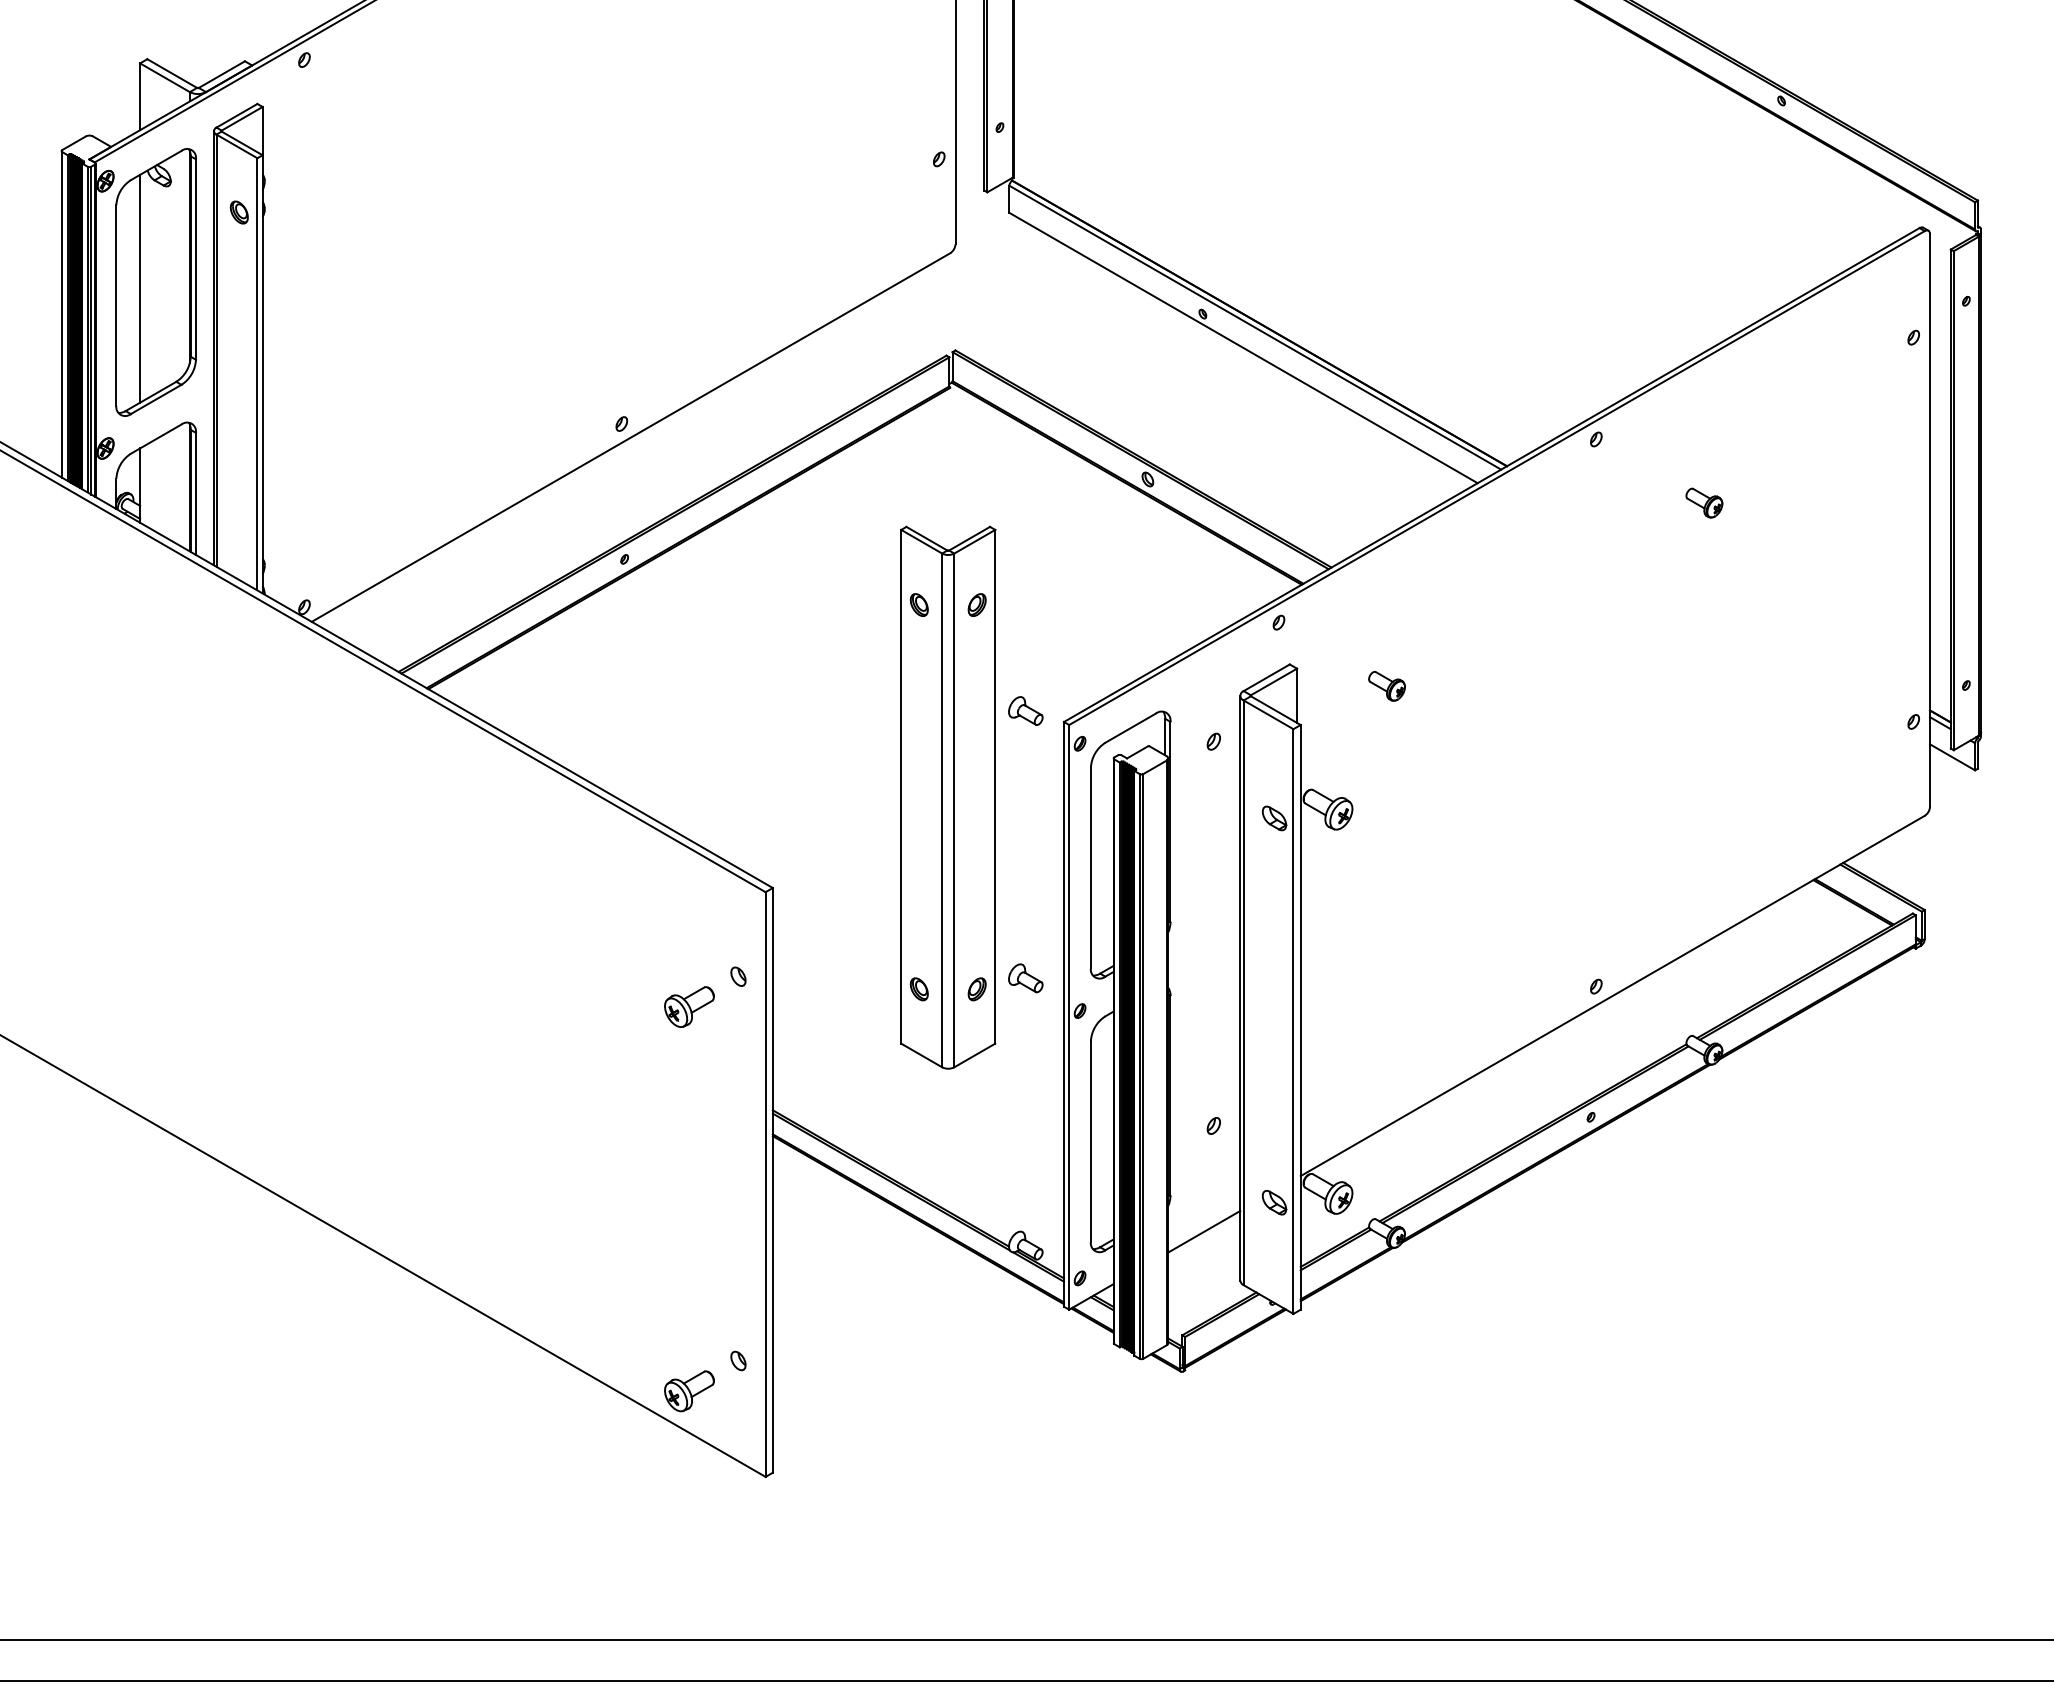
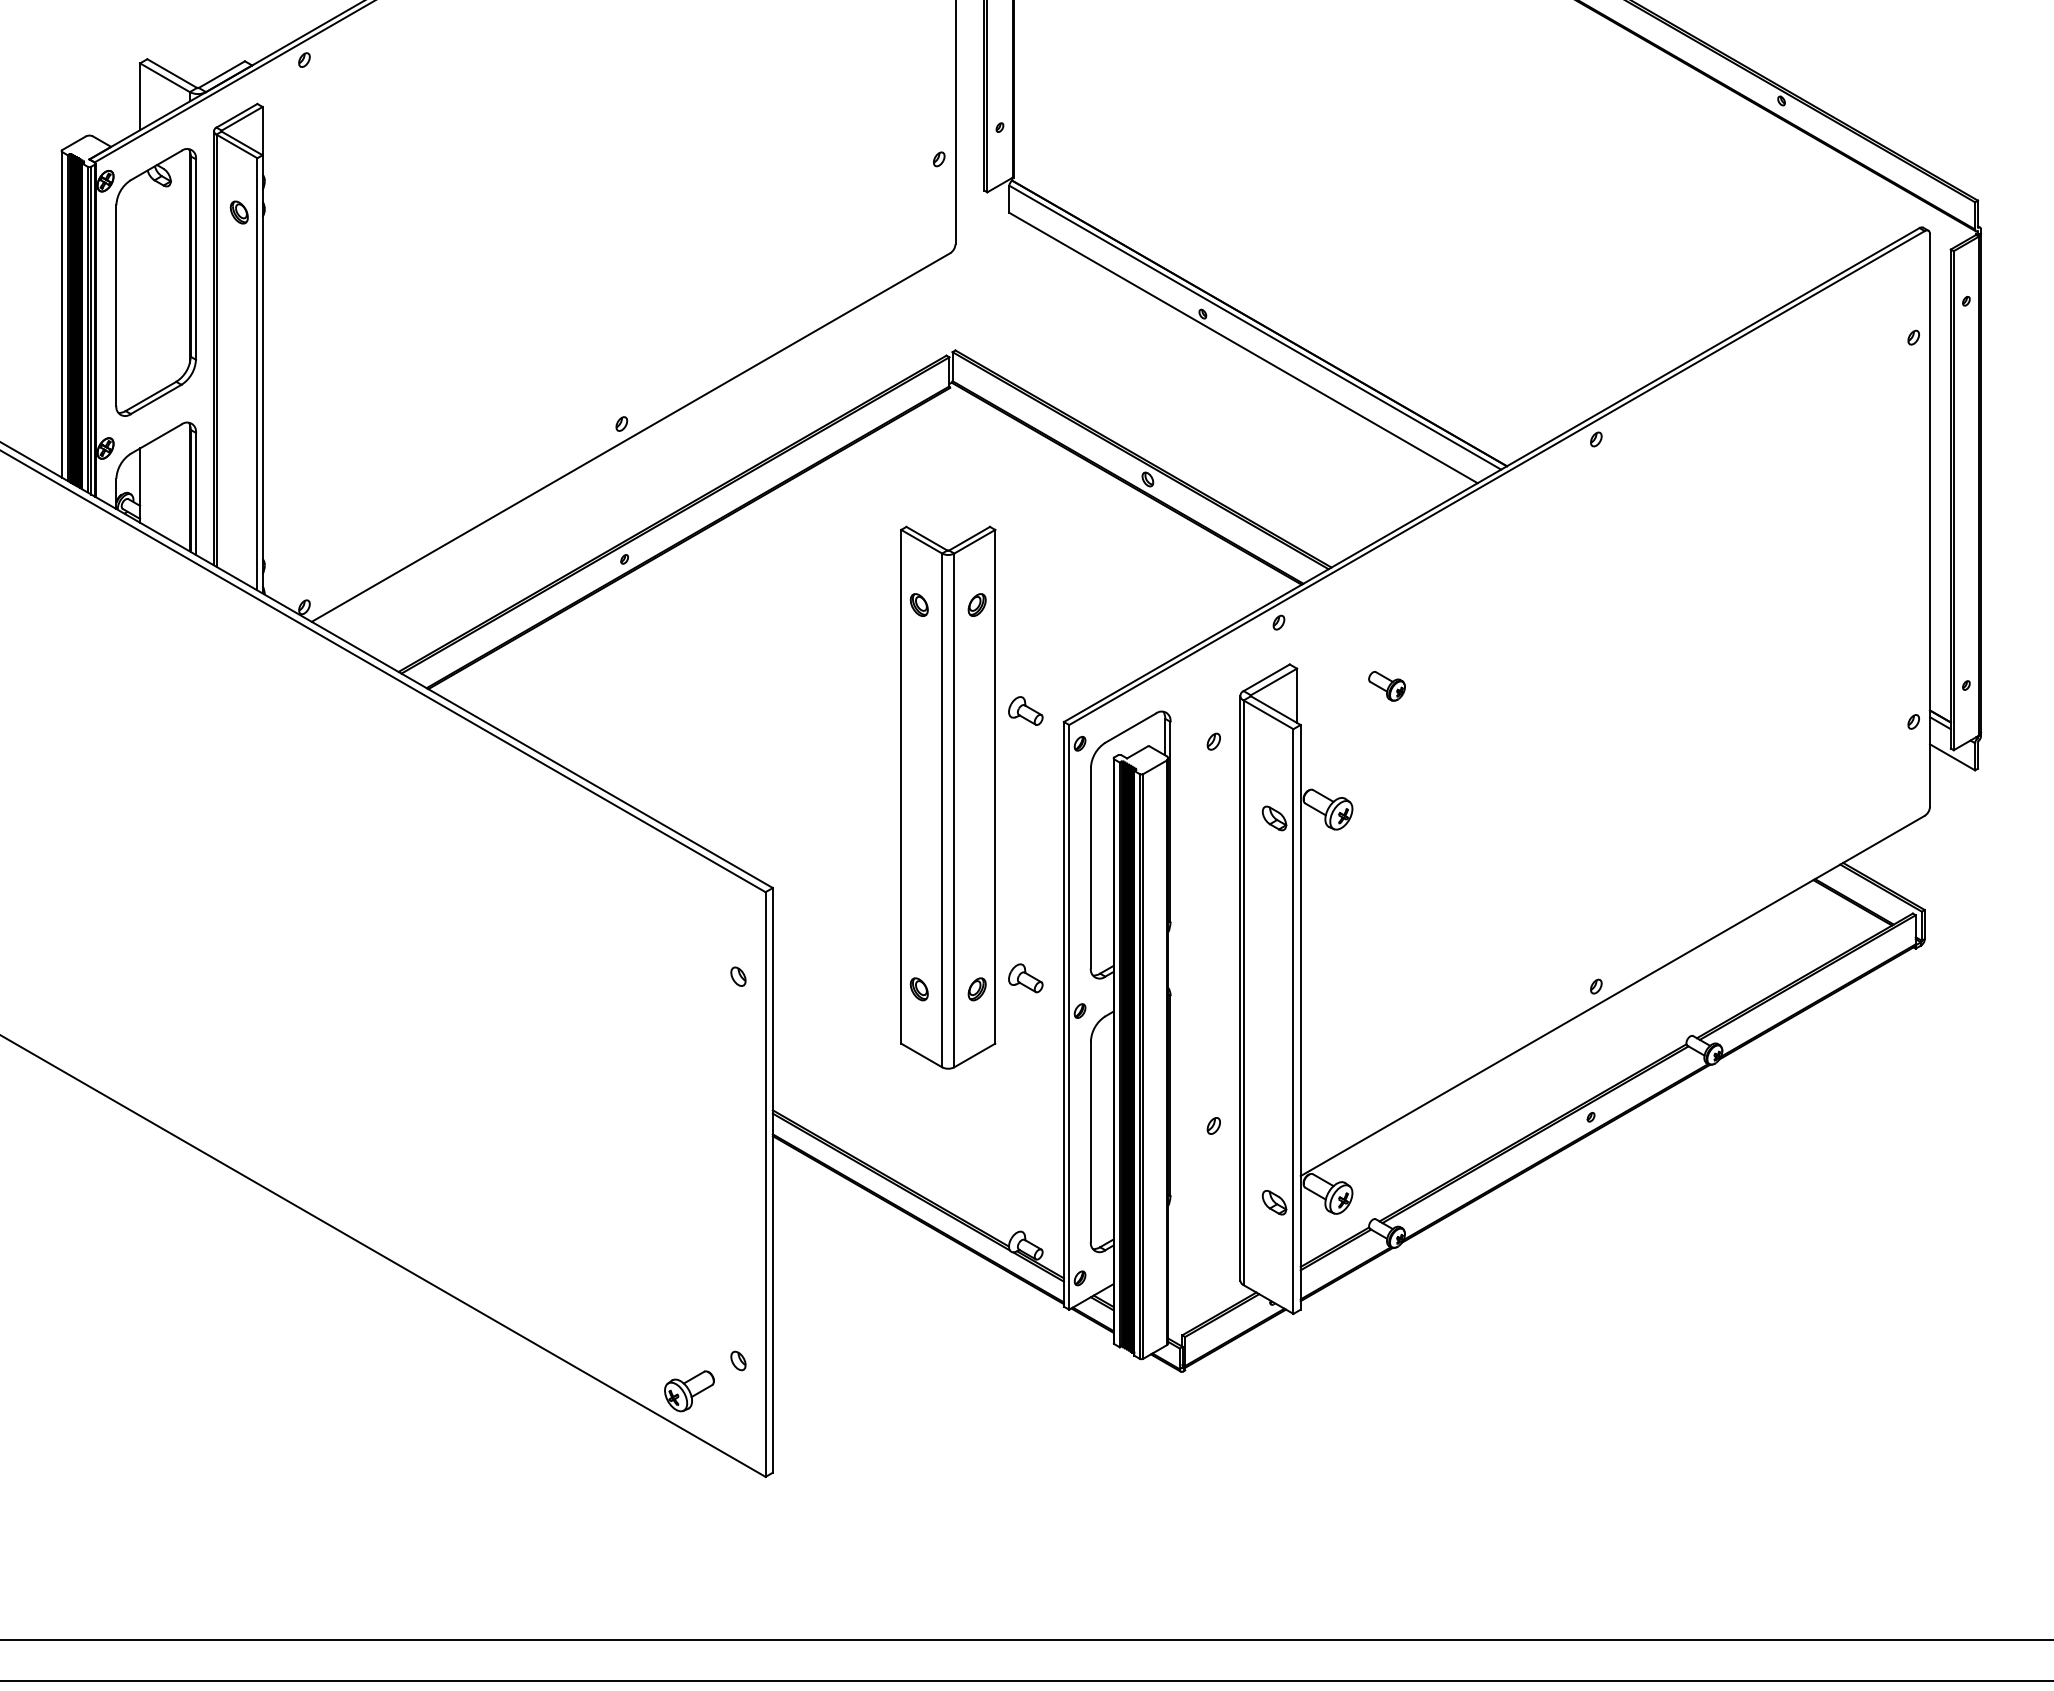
line: present -> none (140, 288)
part: present -> none (1704, 502)
part: present -> none (689, 1006)
line: present -> none (1204, 1231)
